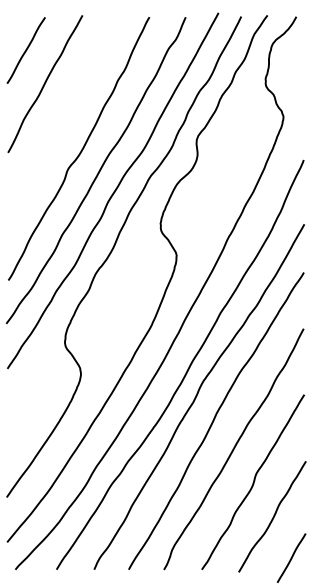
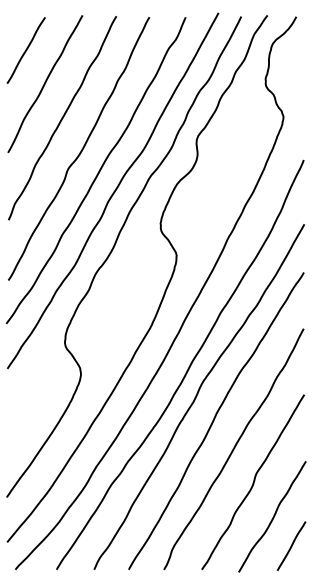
curve: none -> present (62, 118)
line position: (291, 557) -> (291, 545) (291, 545)
